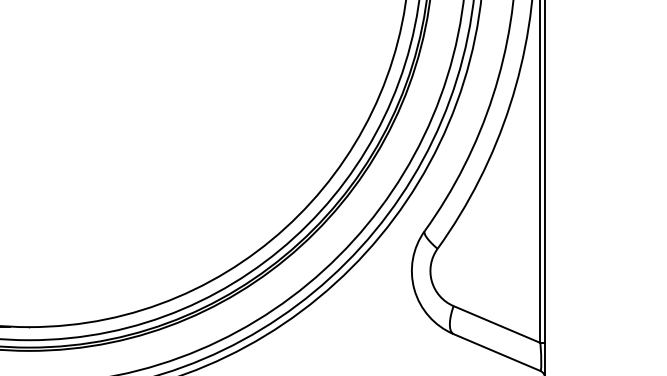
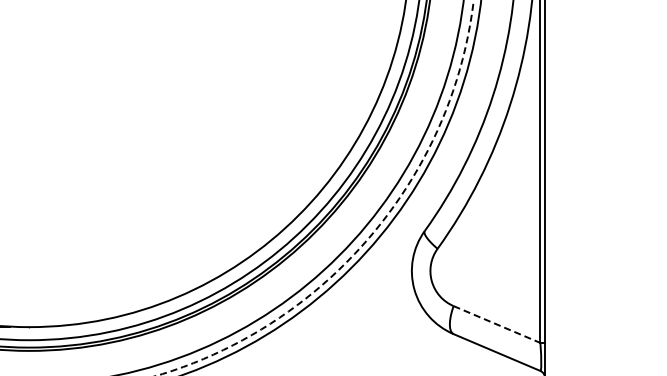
arc: solid -> dashed (371, 234)
line: solid -> dashed (497, 324)
